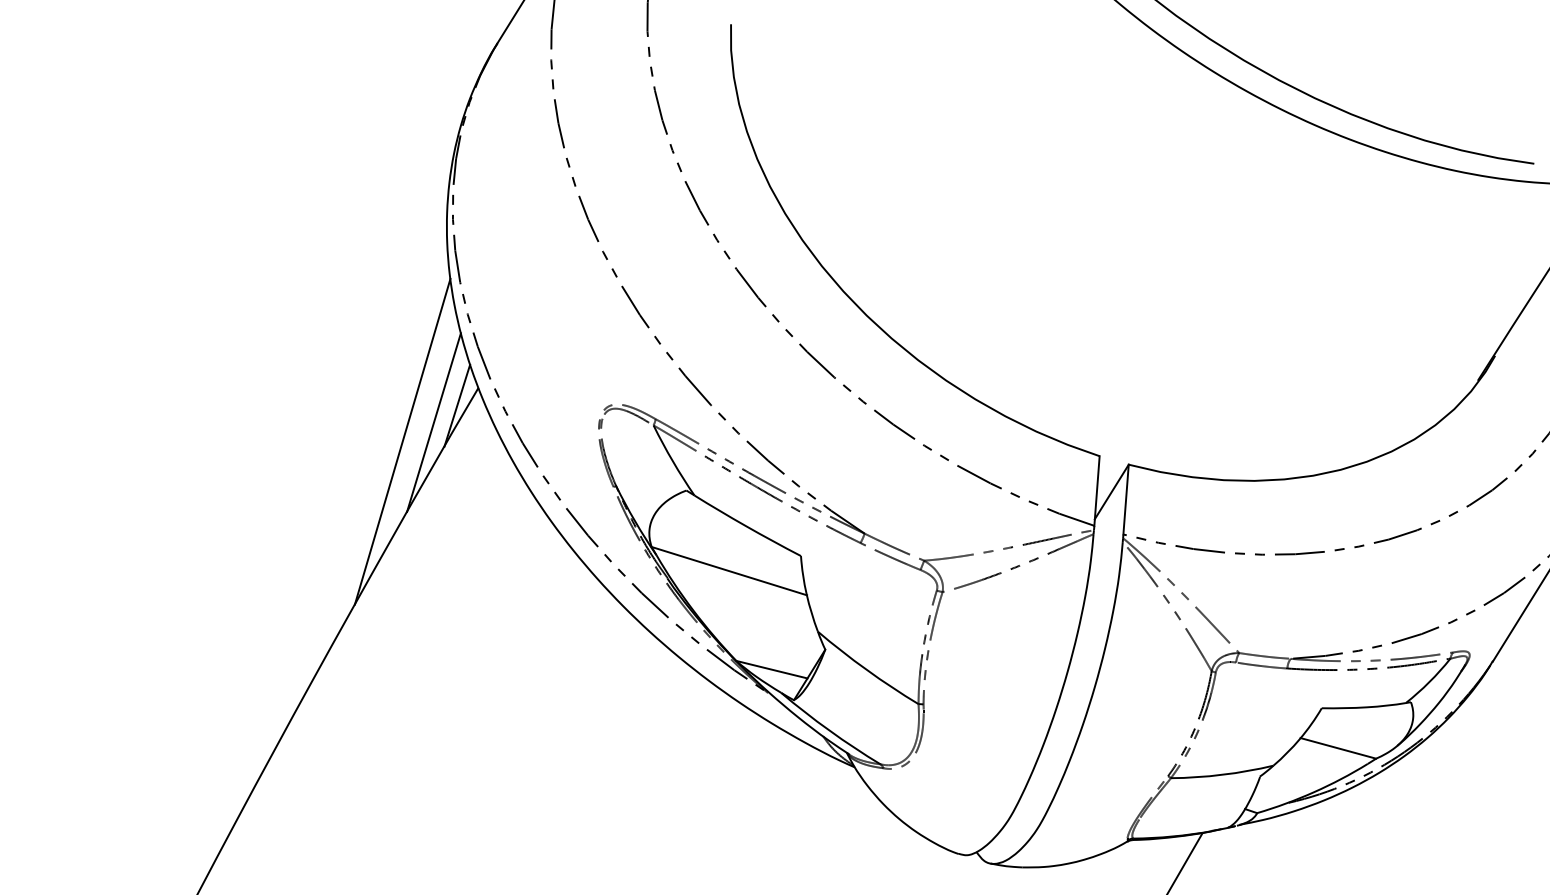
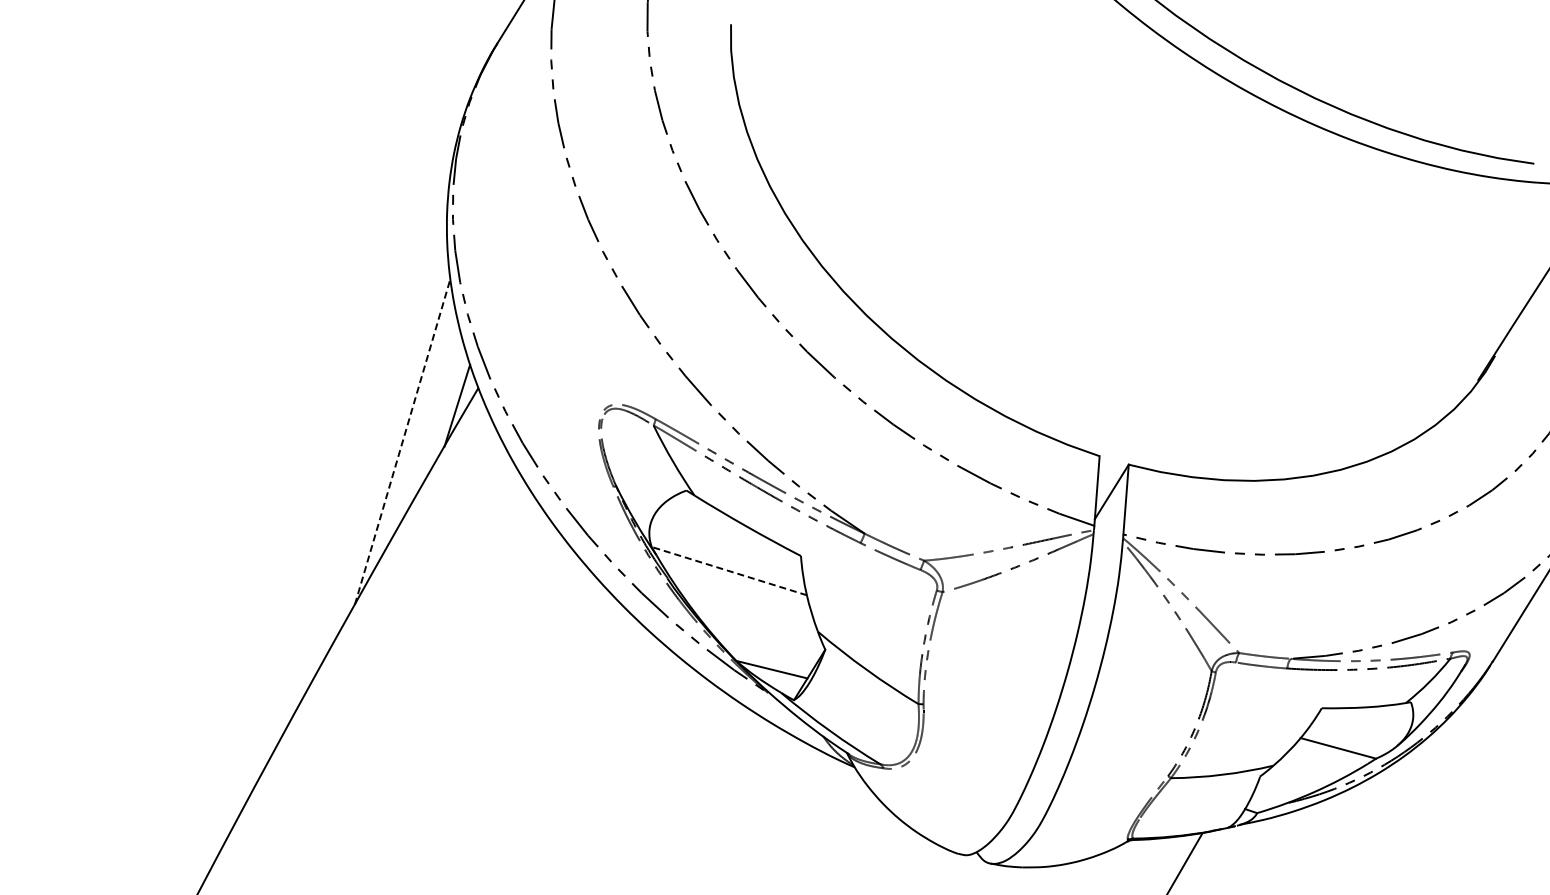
line: present -> none (433, 422)
line: solid -> dashed (402, 441)
line: solid -> dashed (728, 571)
